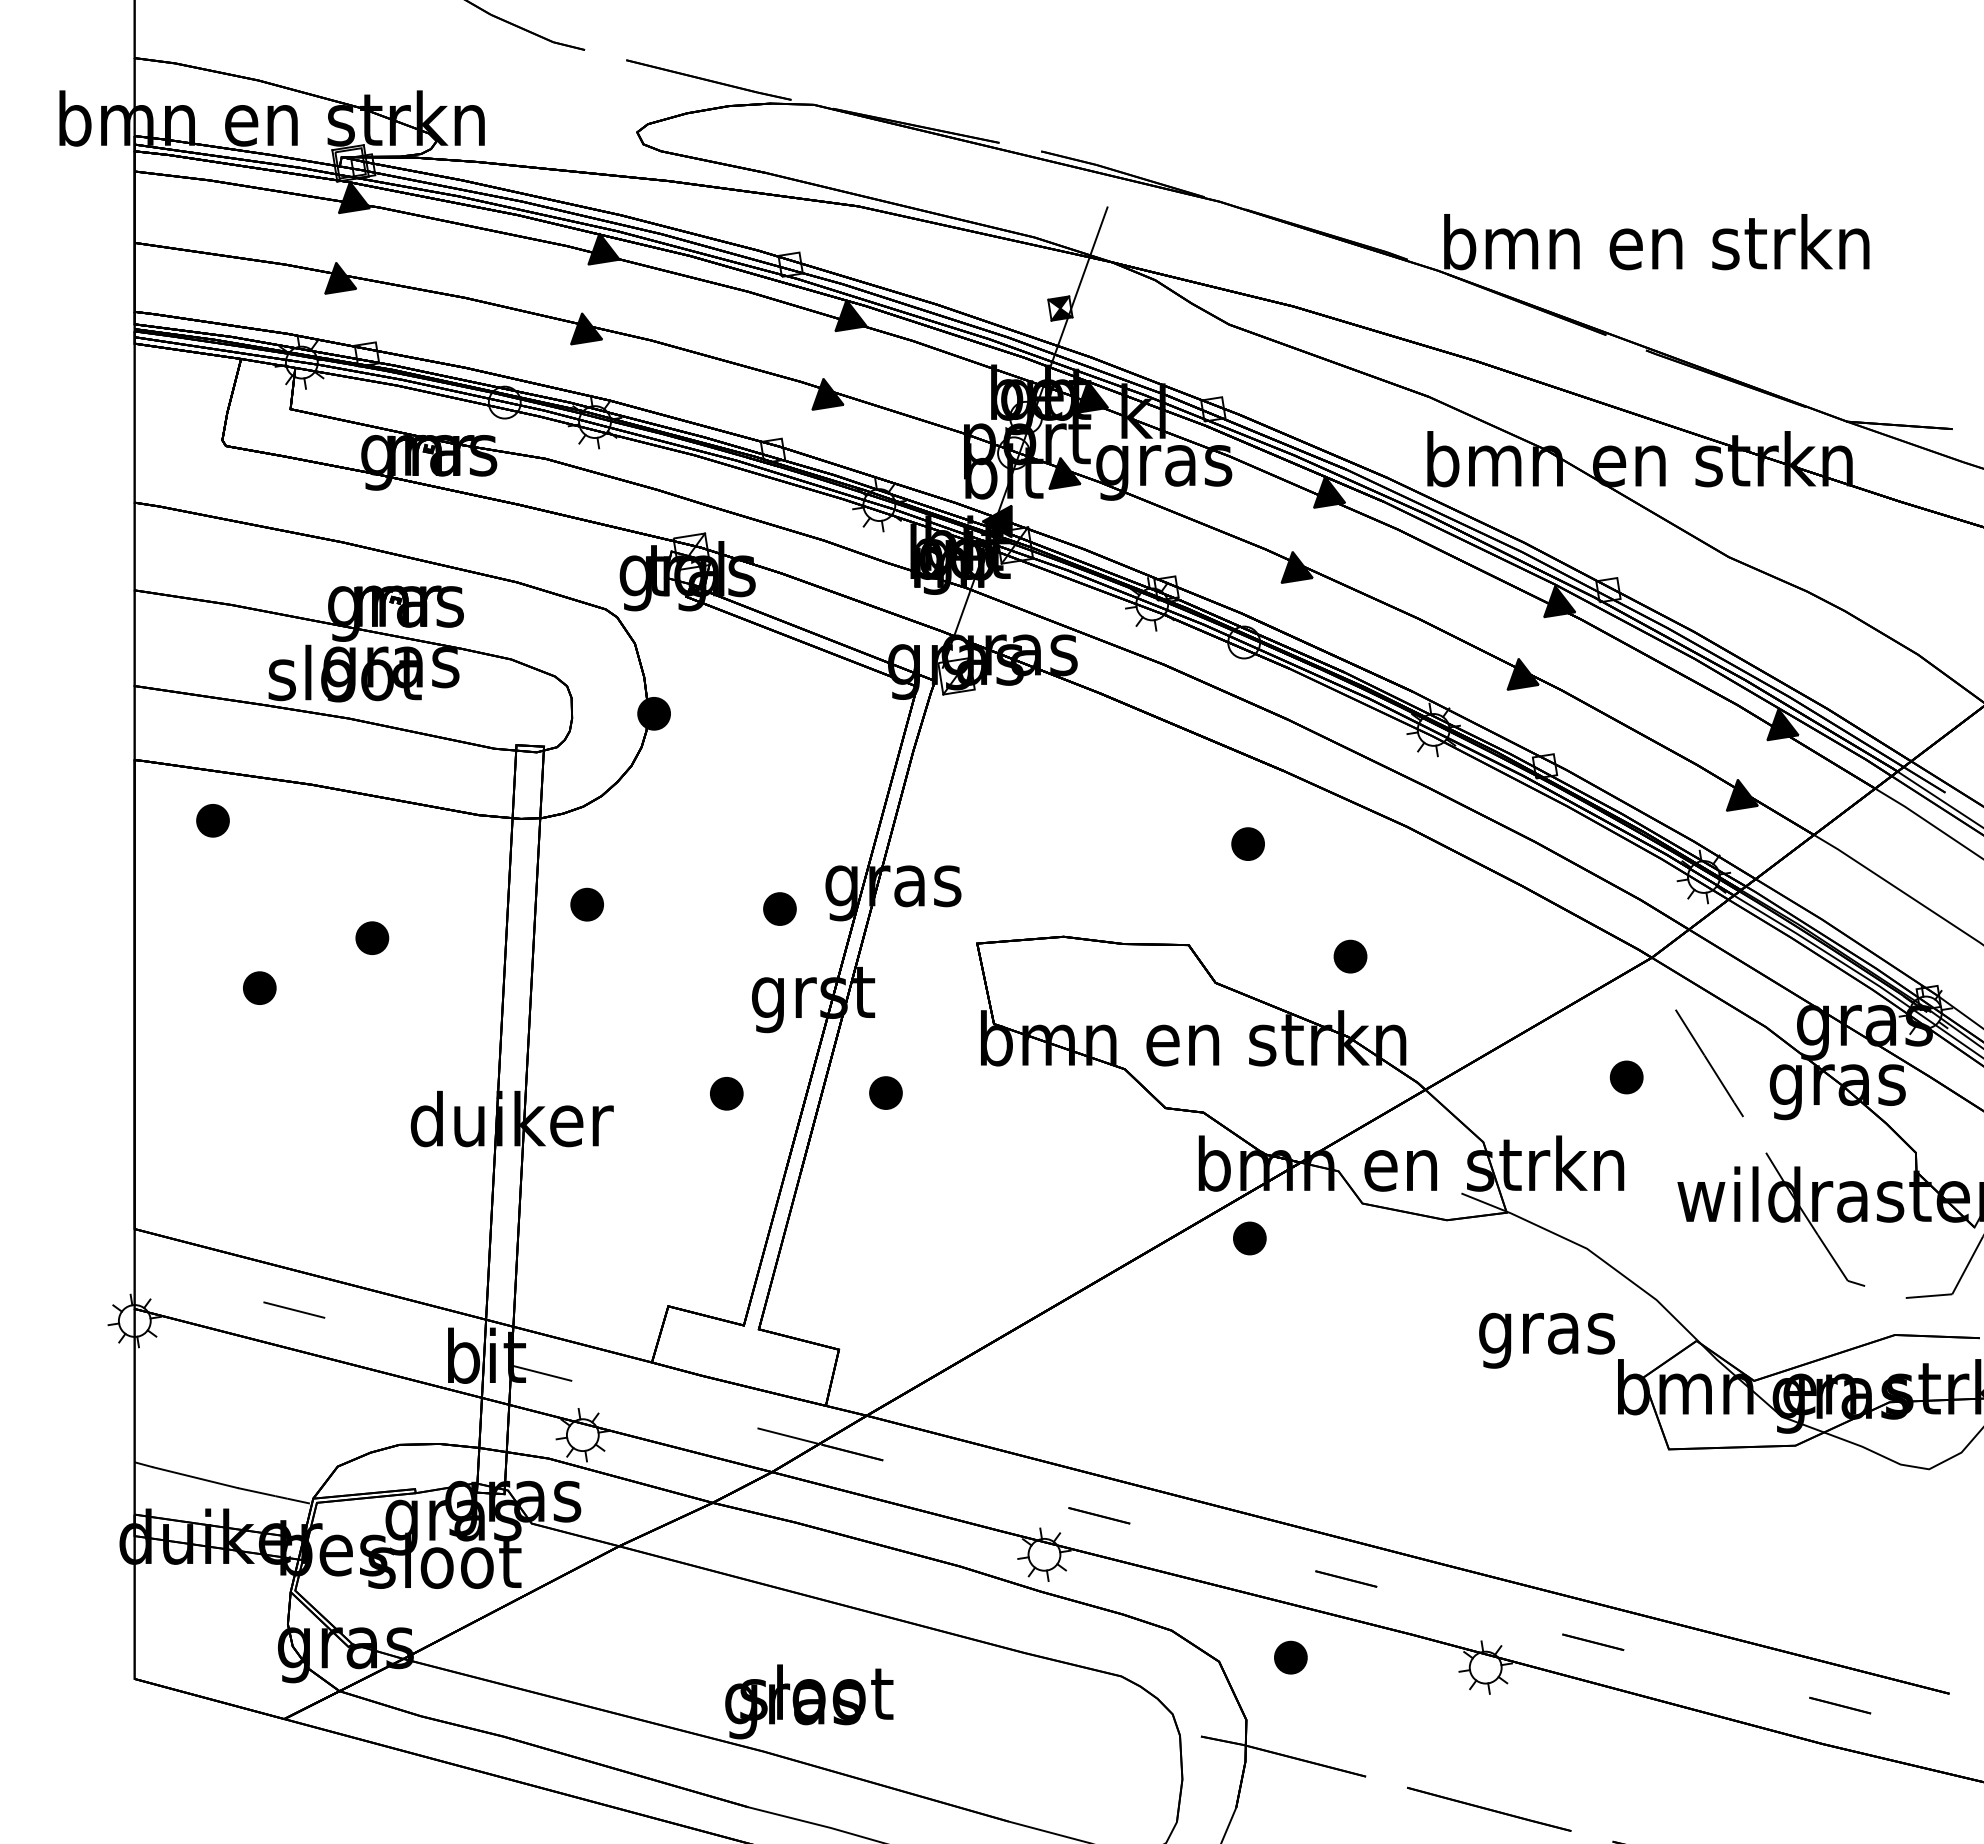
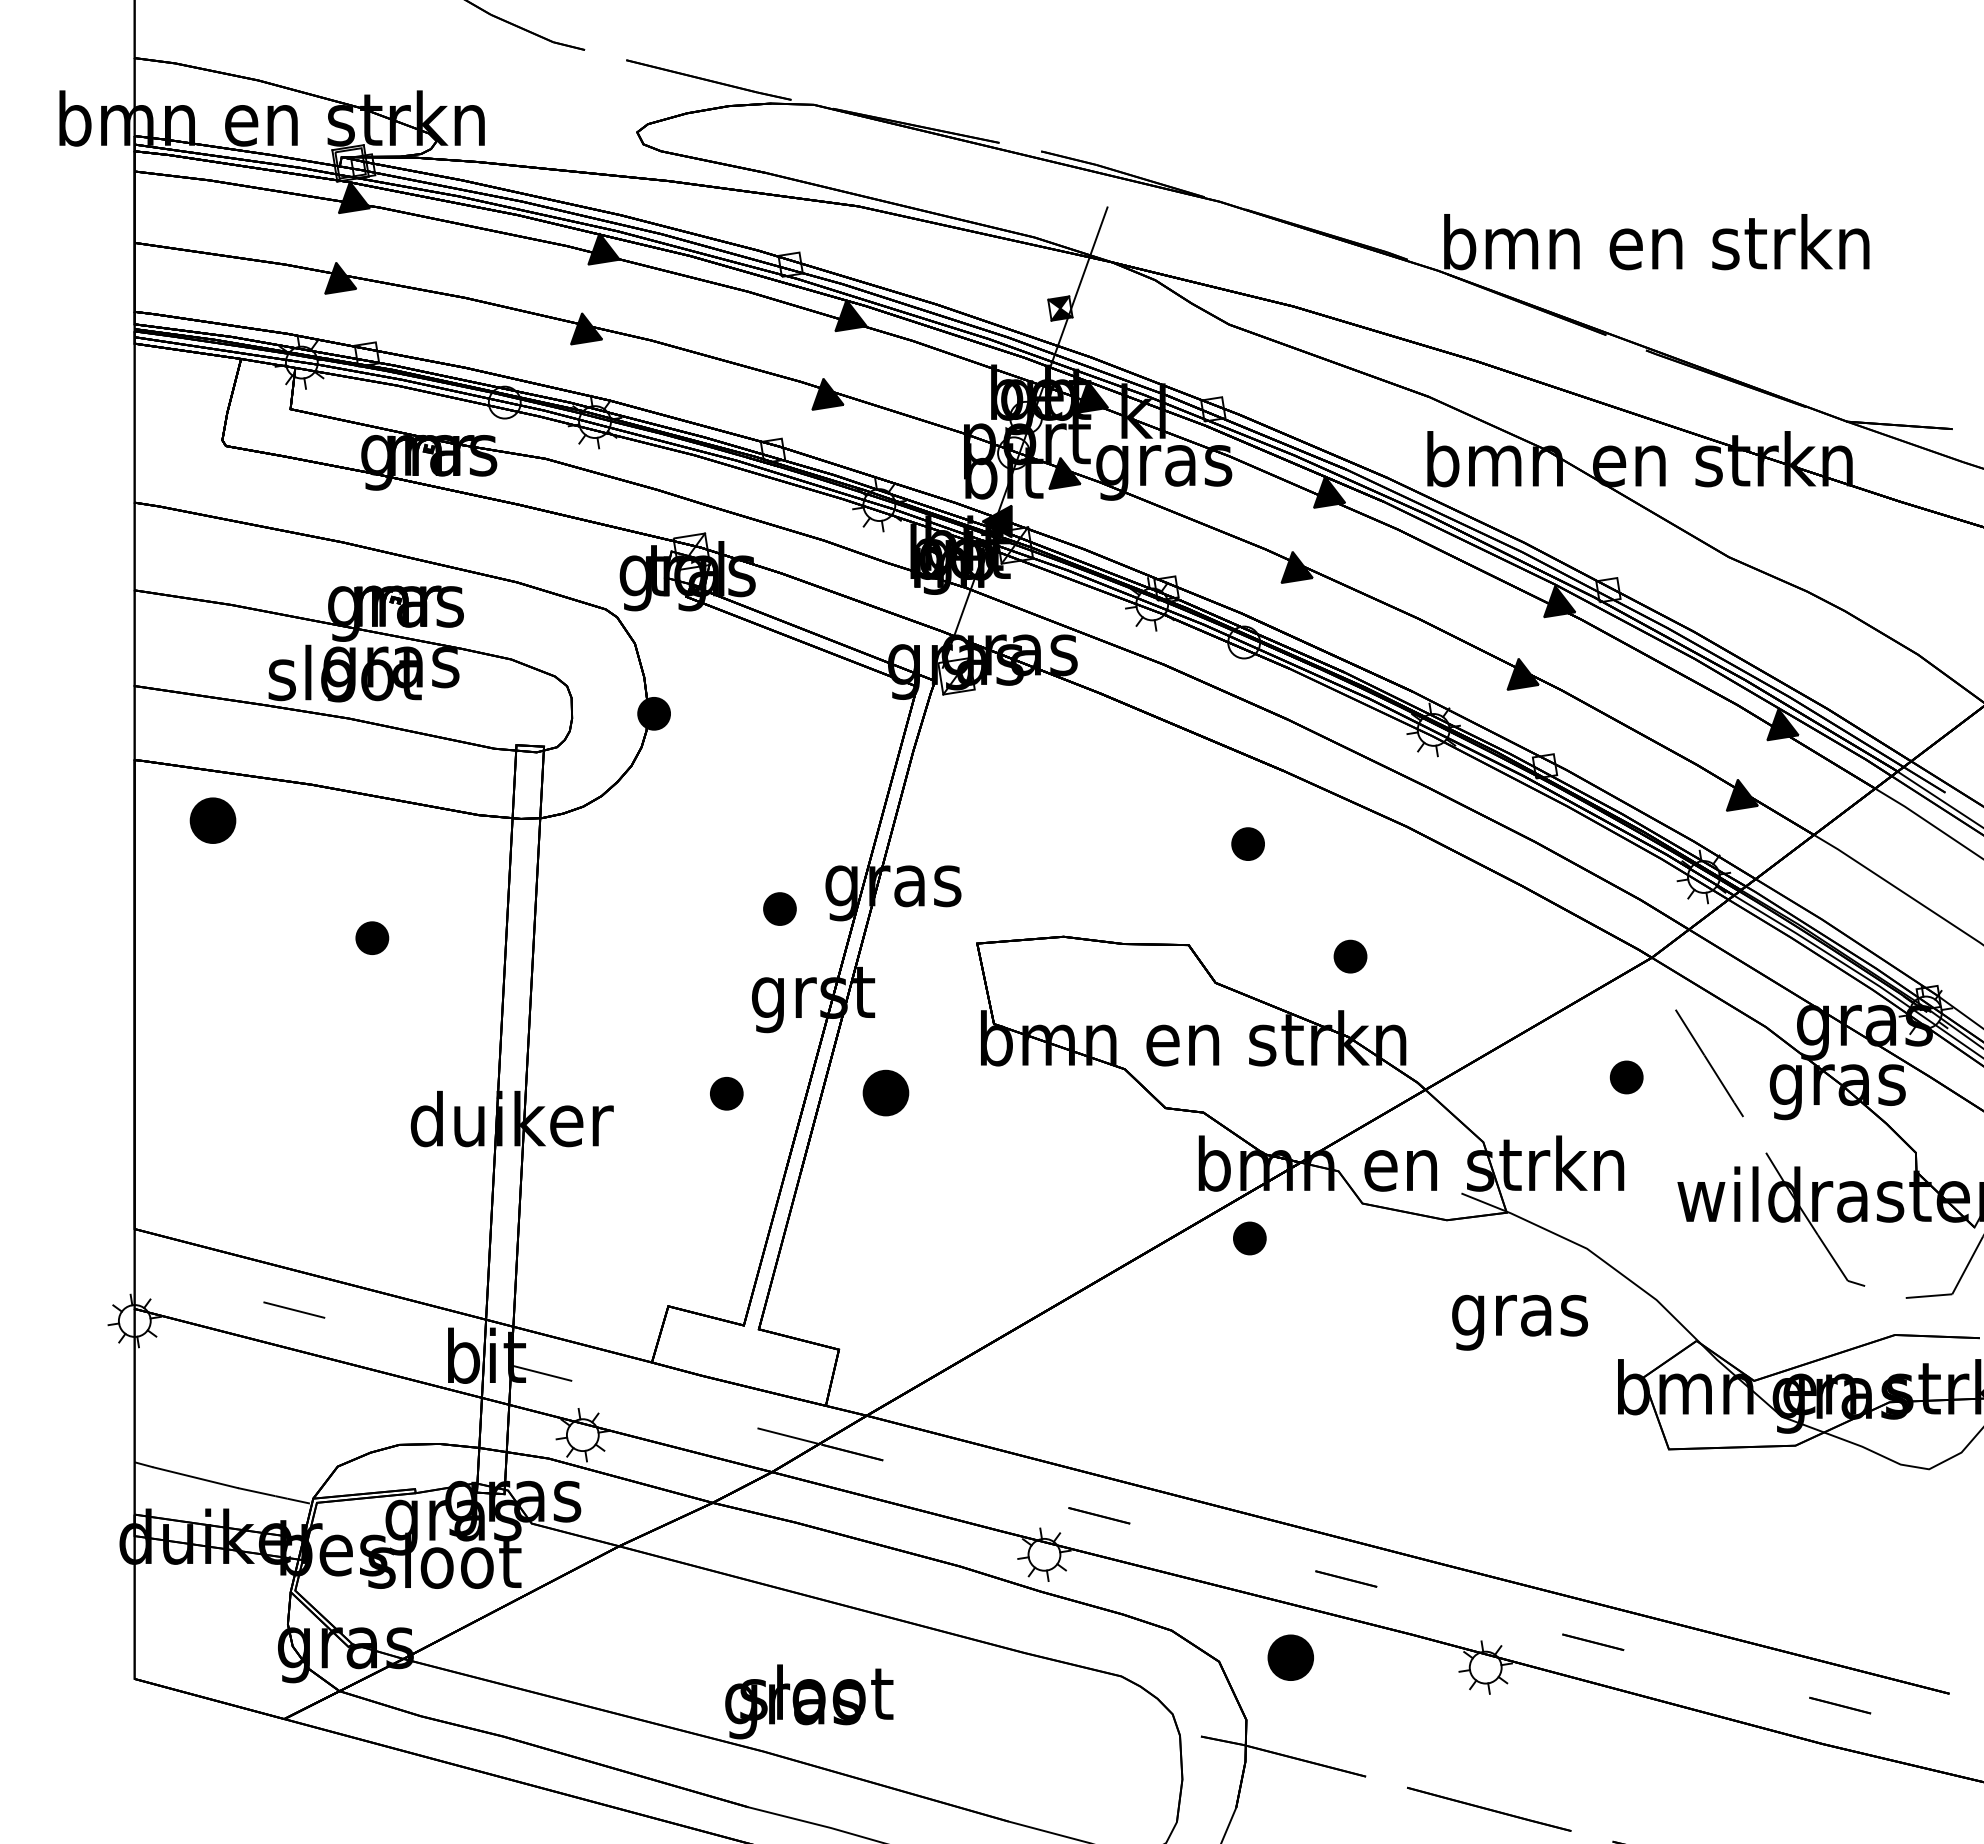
part size: 34x34 px -> 48x47 px (212, 820)
part: present -> none (586, 904)
part: present -> none (259, 987)
part size: 34x34 px -> 48x48 px (885, 1092)
text position: (1546, 1340) -> (1519, 1322) (1519, 1322)
part size: 34x35 px -> 47x47 px (1290, 1657)
